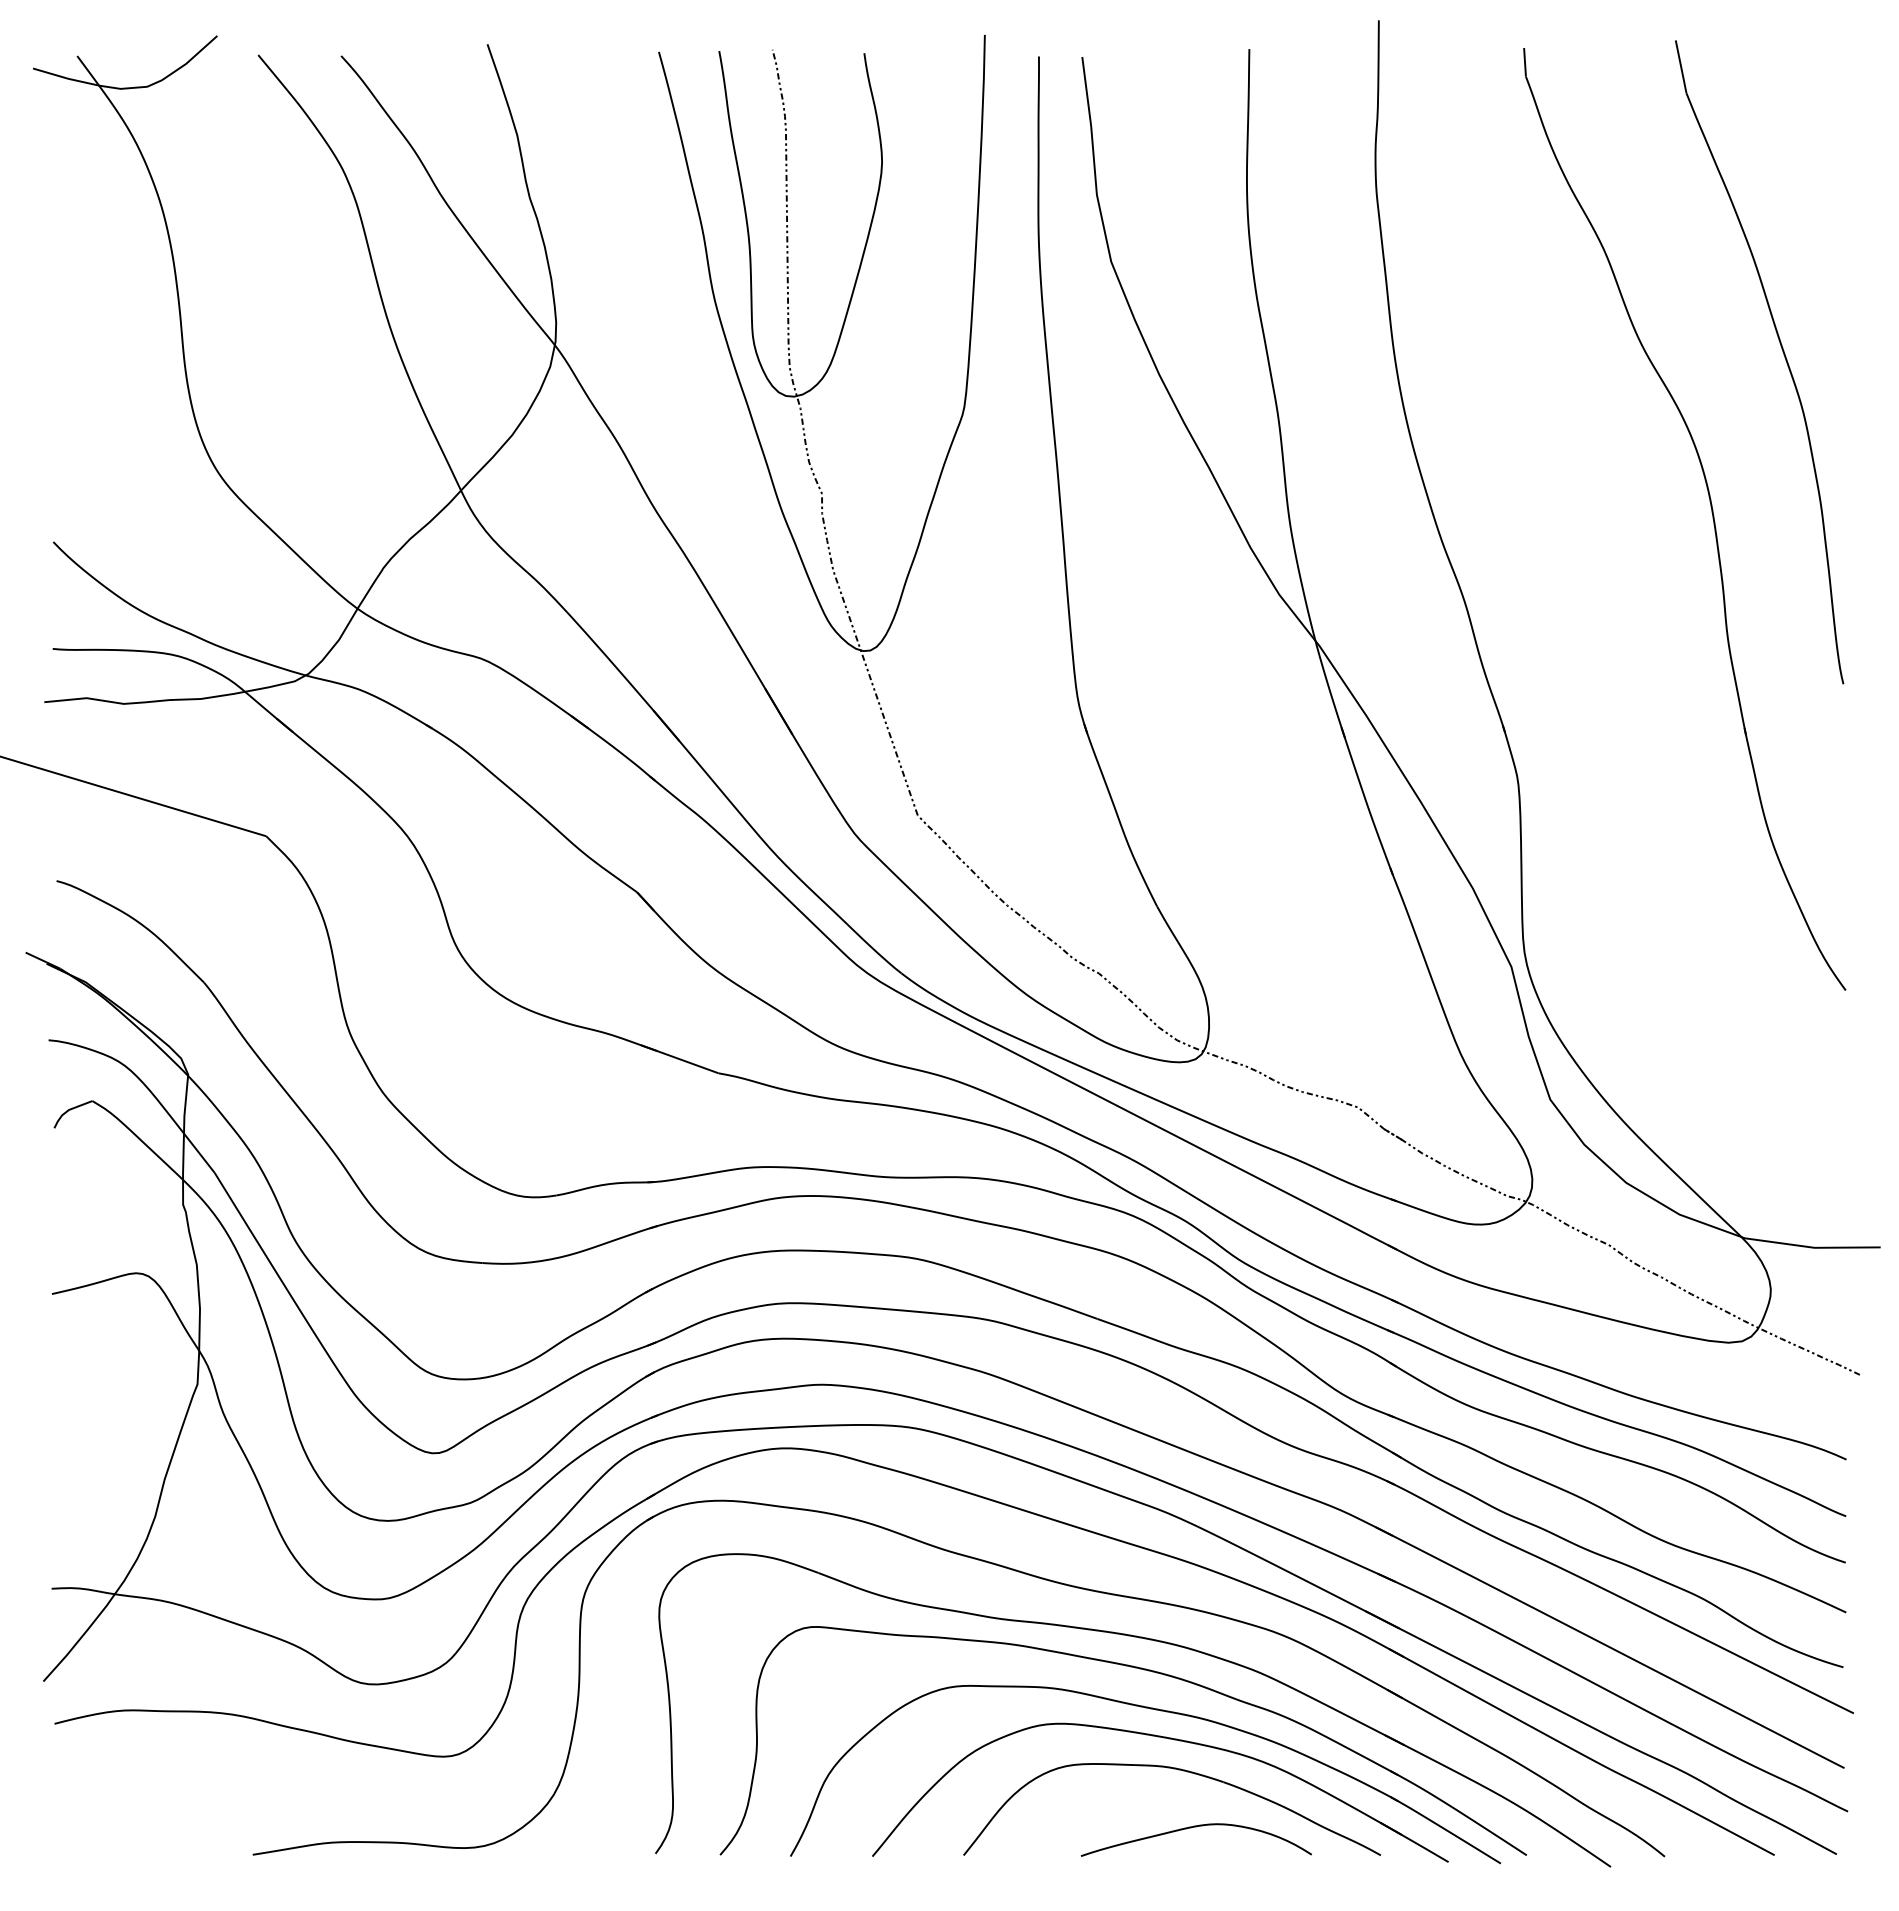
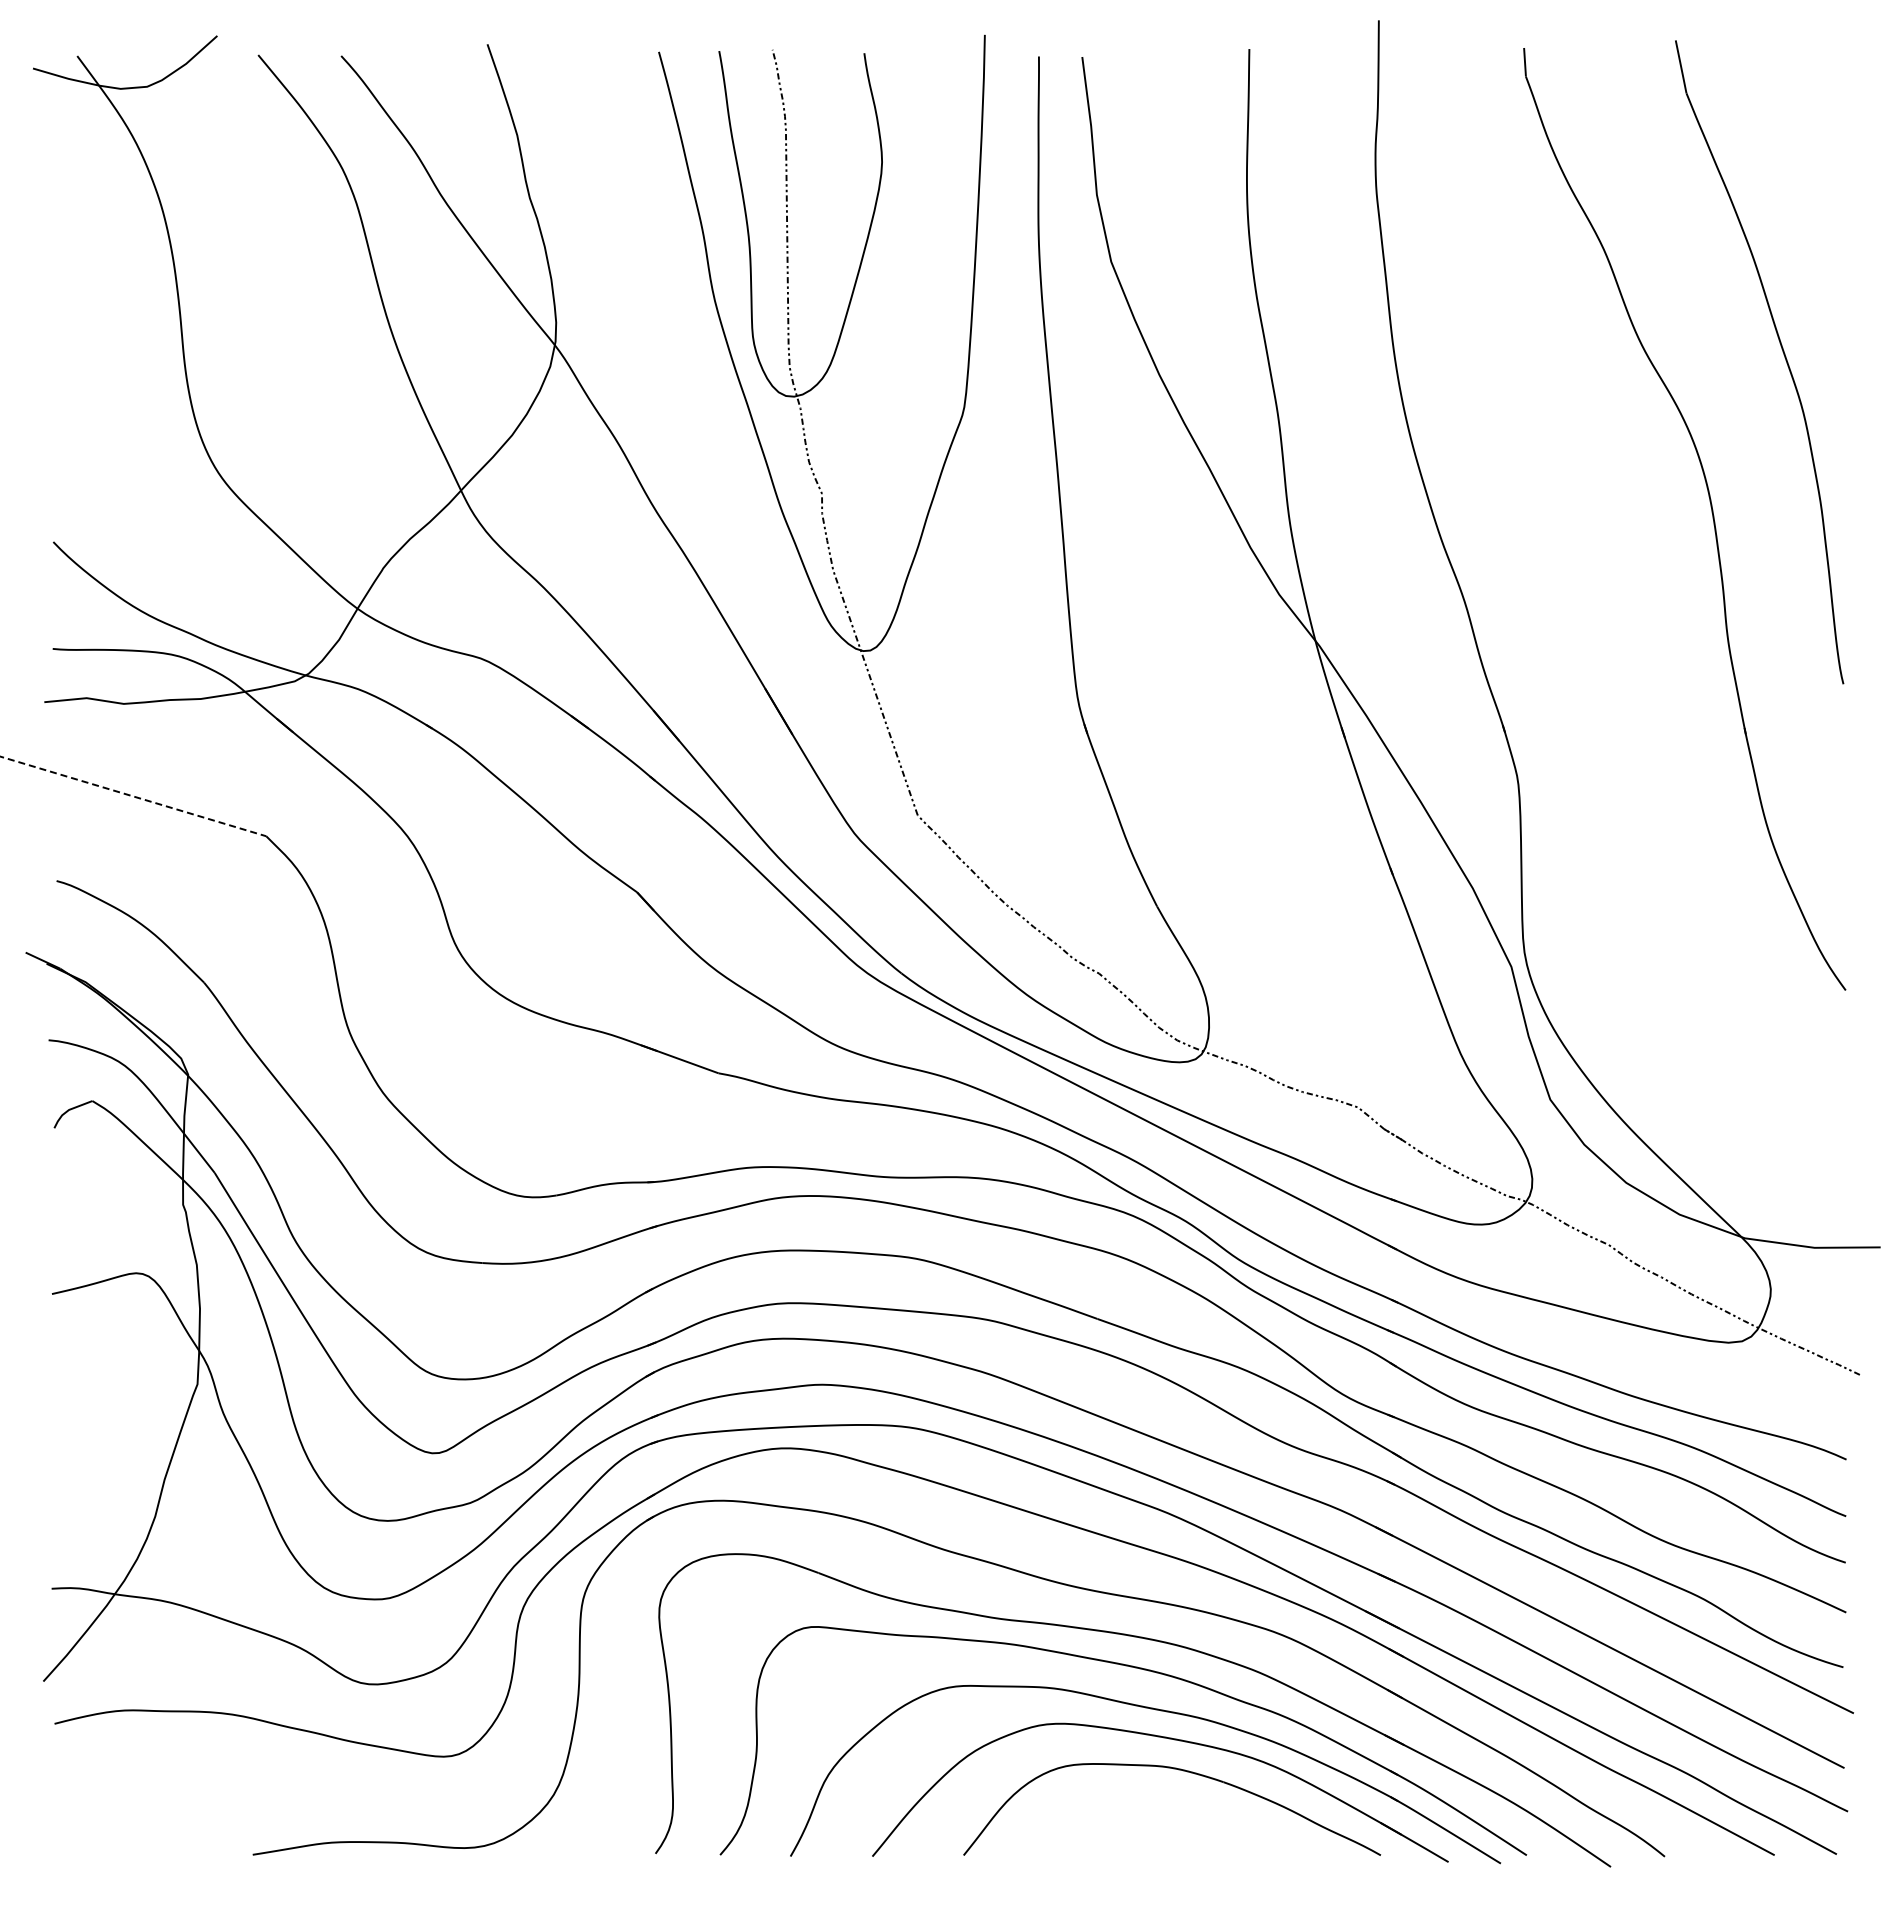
line: solid -> dashed (133, 796)
curve: present -> none (1191, 1828)
